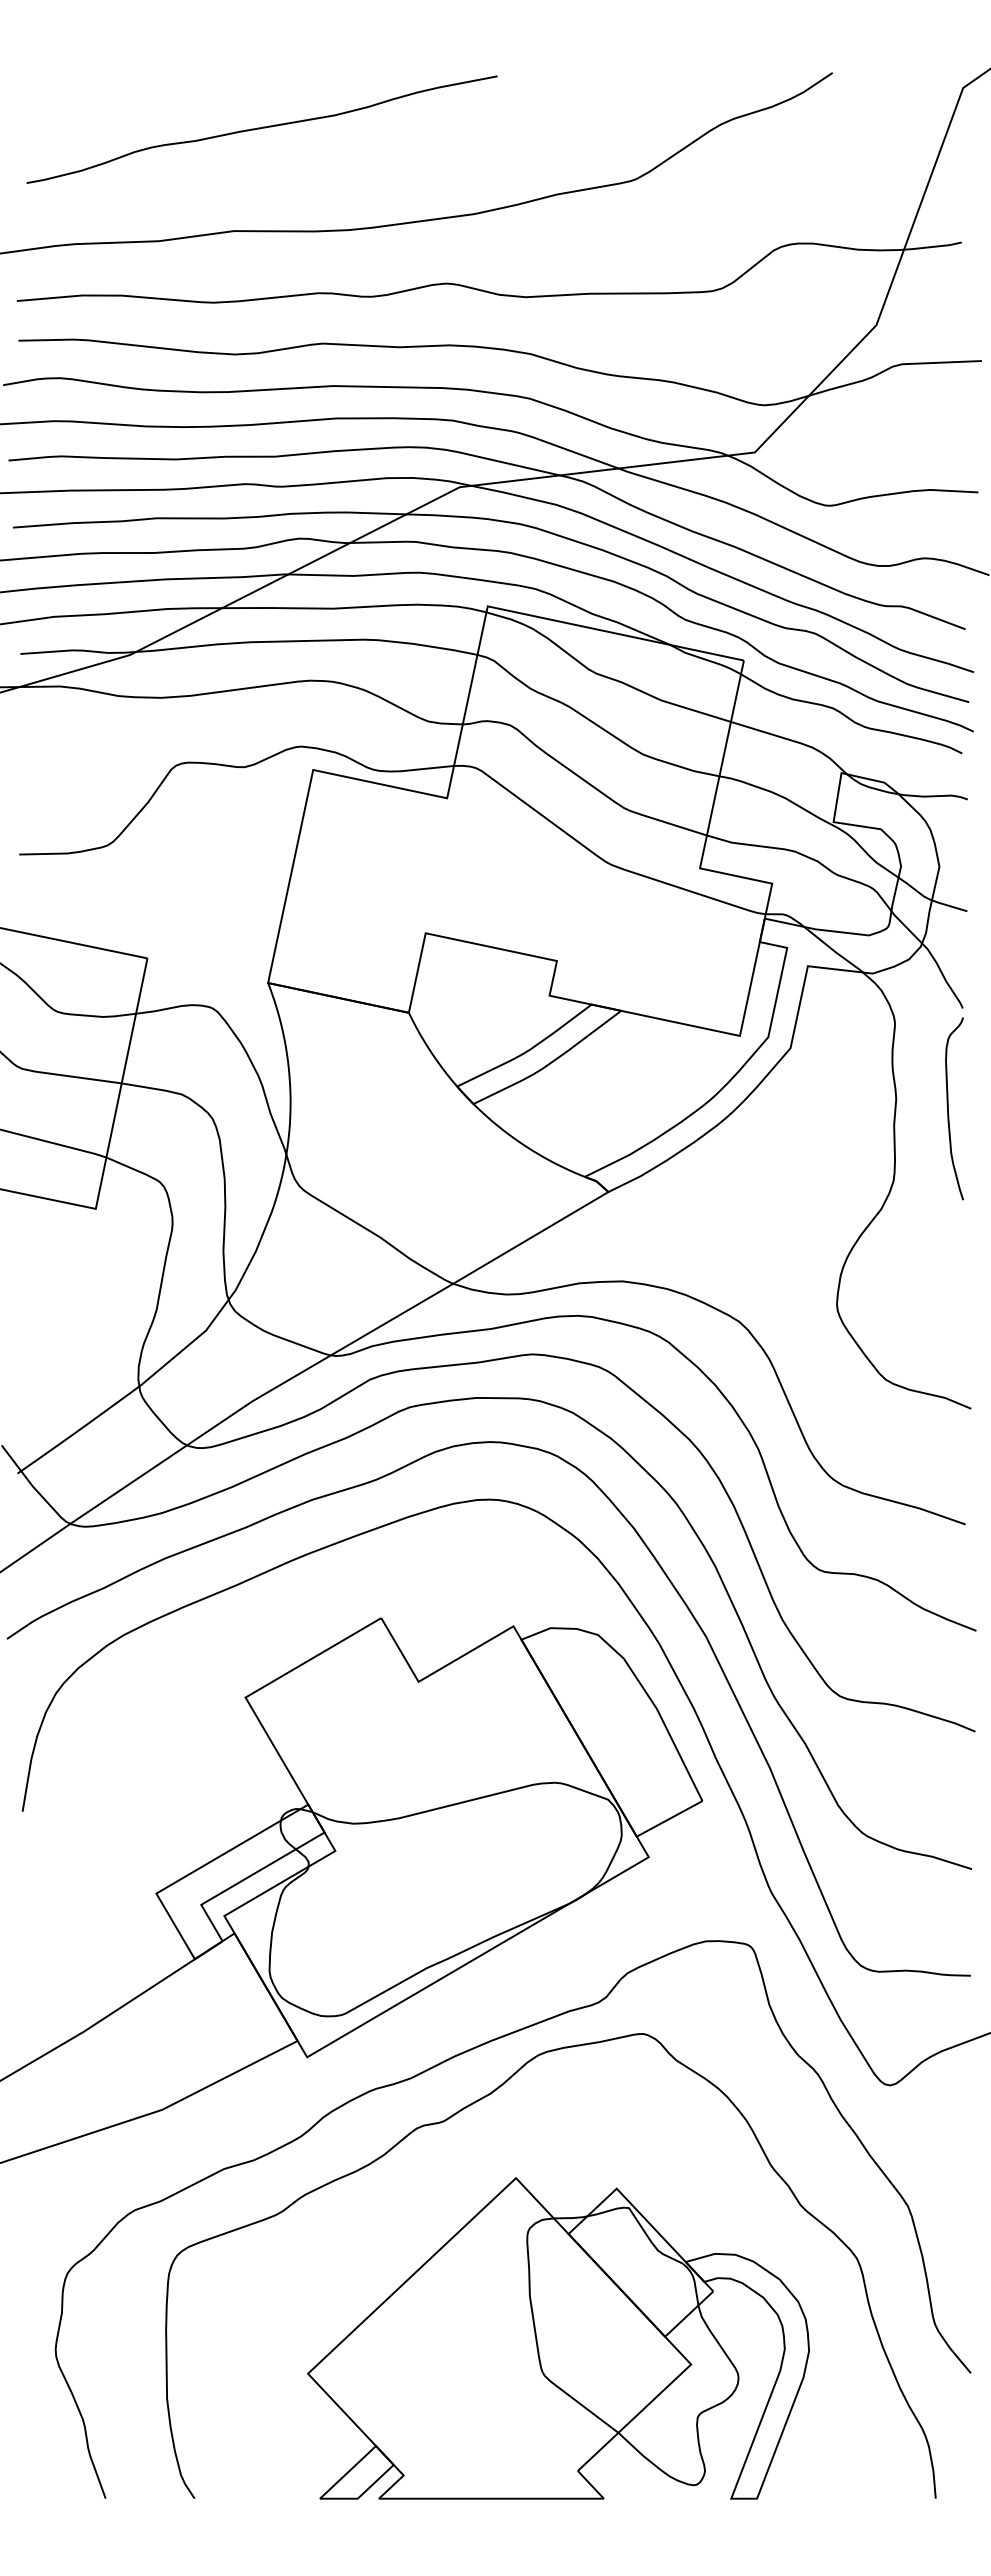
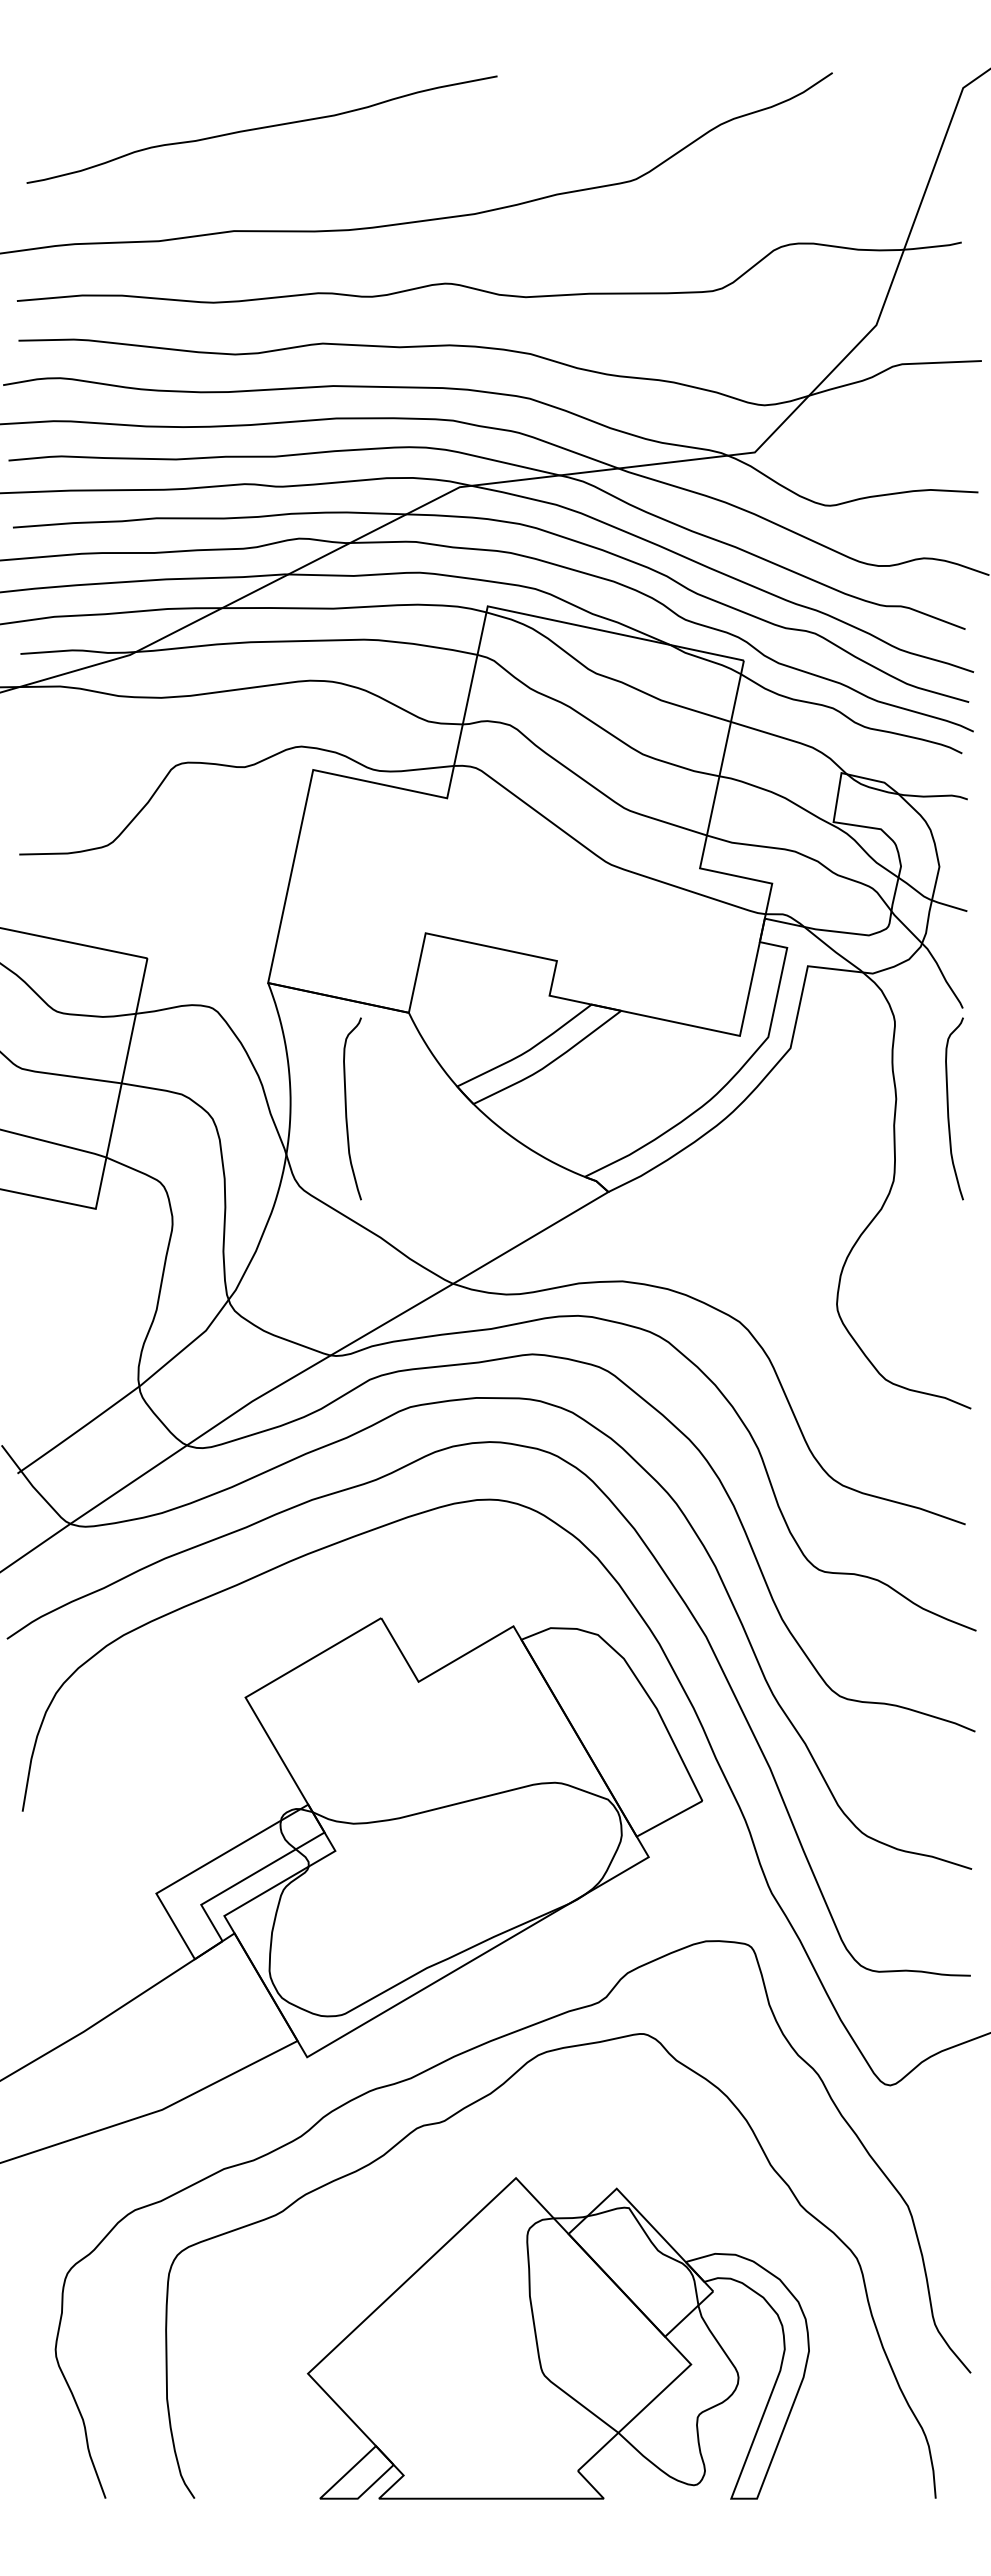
curve: none -> present (346, 1108)
